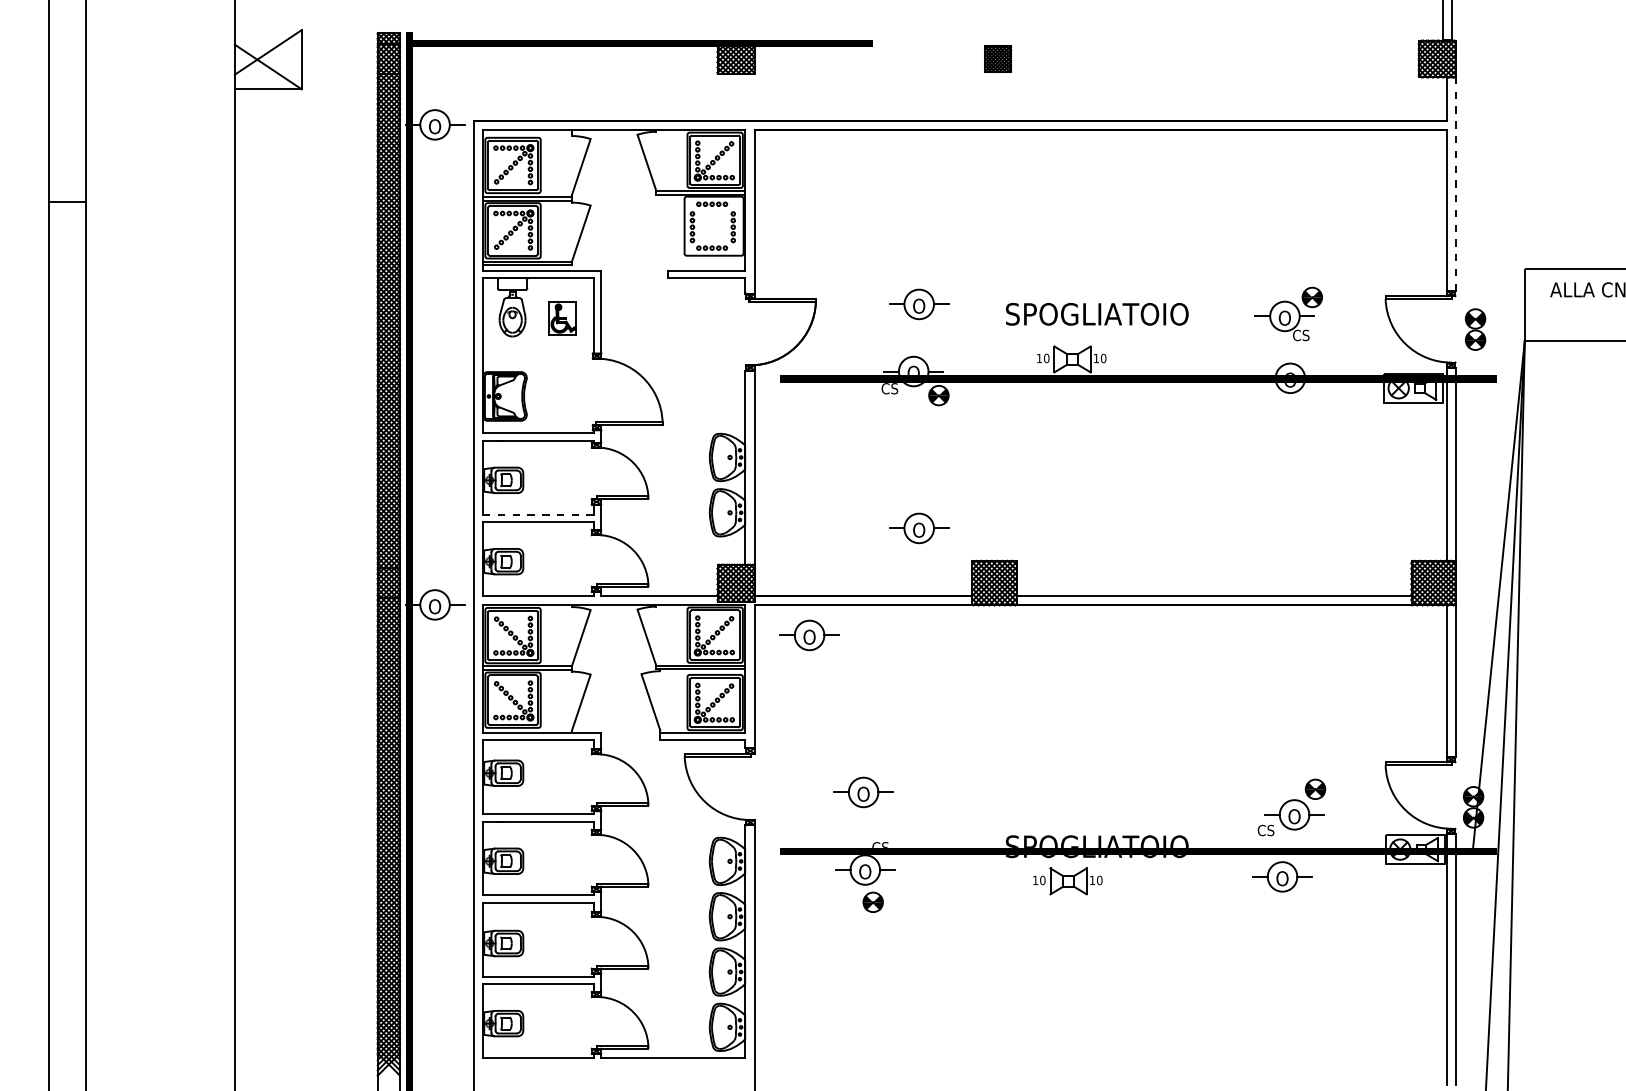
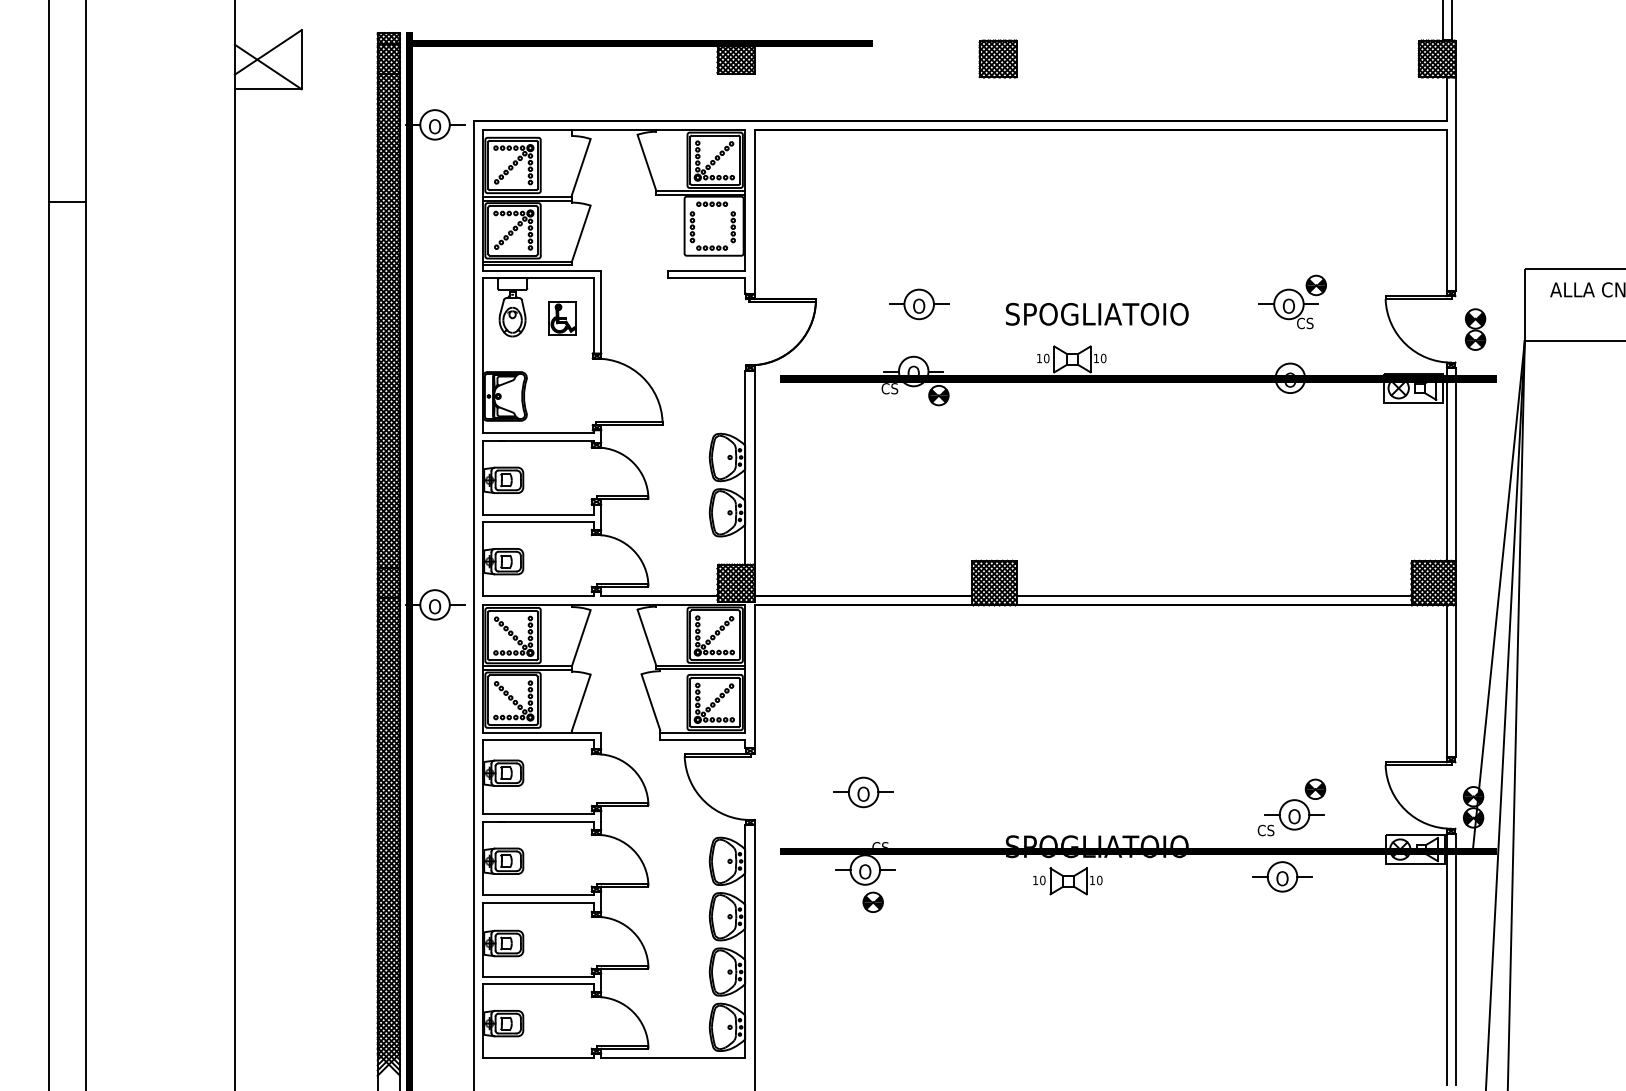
part size: 29x28 px -> 40x40 px (997, 58)
line: dashed -> solid (1455, 184)
part position: (1288, 313) -> (1292, 301) (1292, 301)
line: dashed -> solid (538, 514)
part: present -> none (919, 528)
part: present -> none (809, 635)
